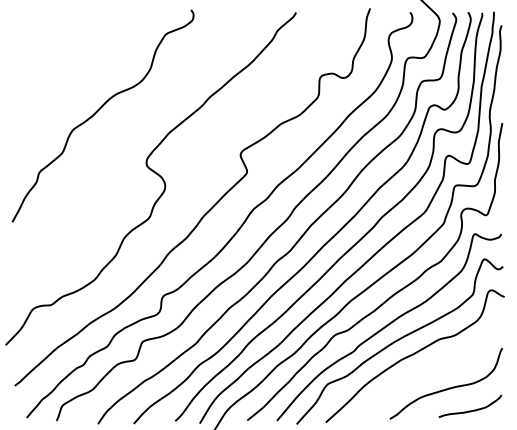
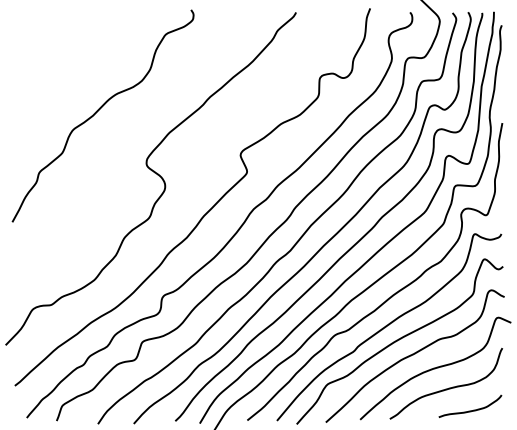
curve: none -> present (435, 368)
